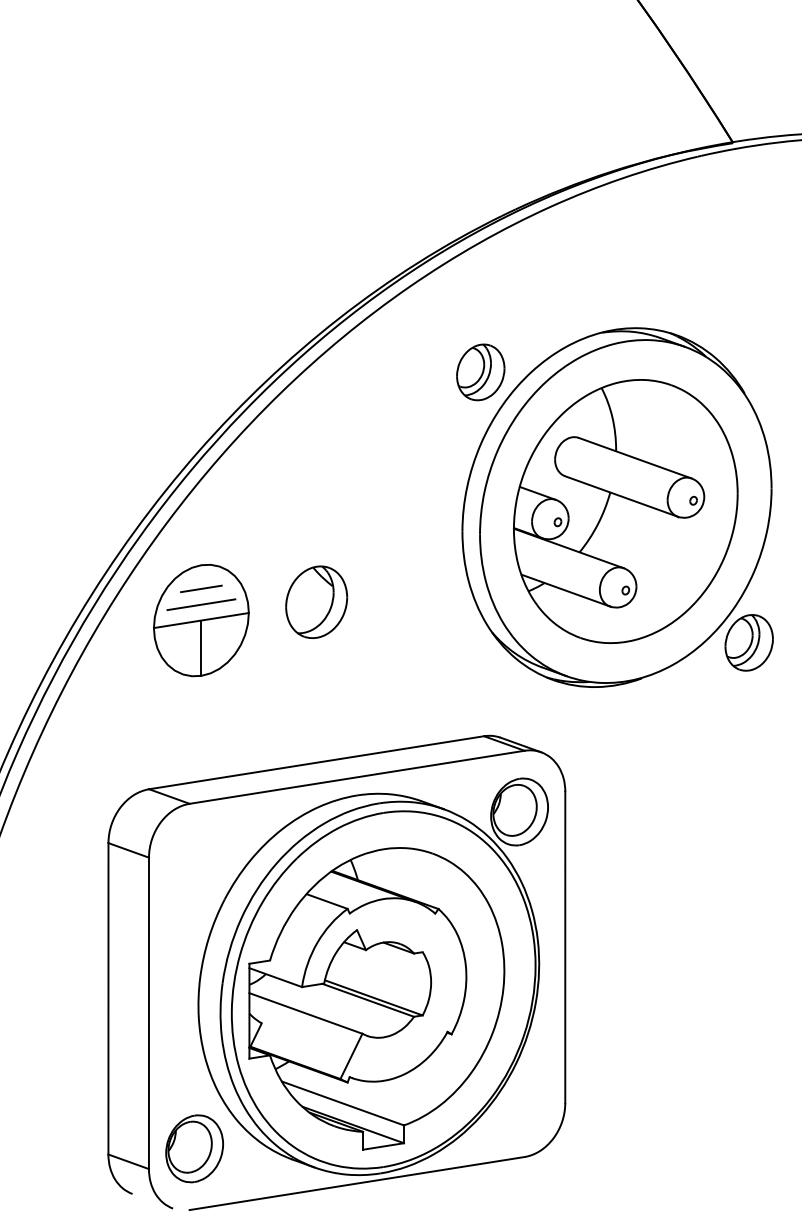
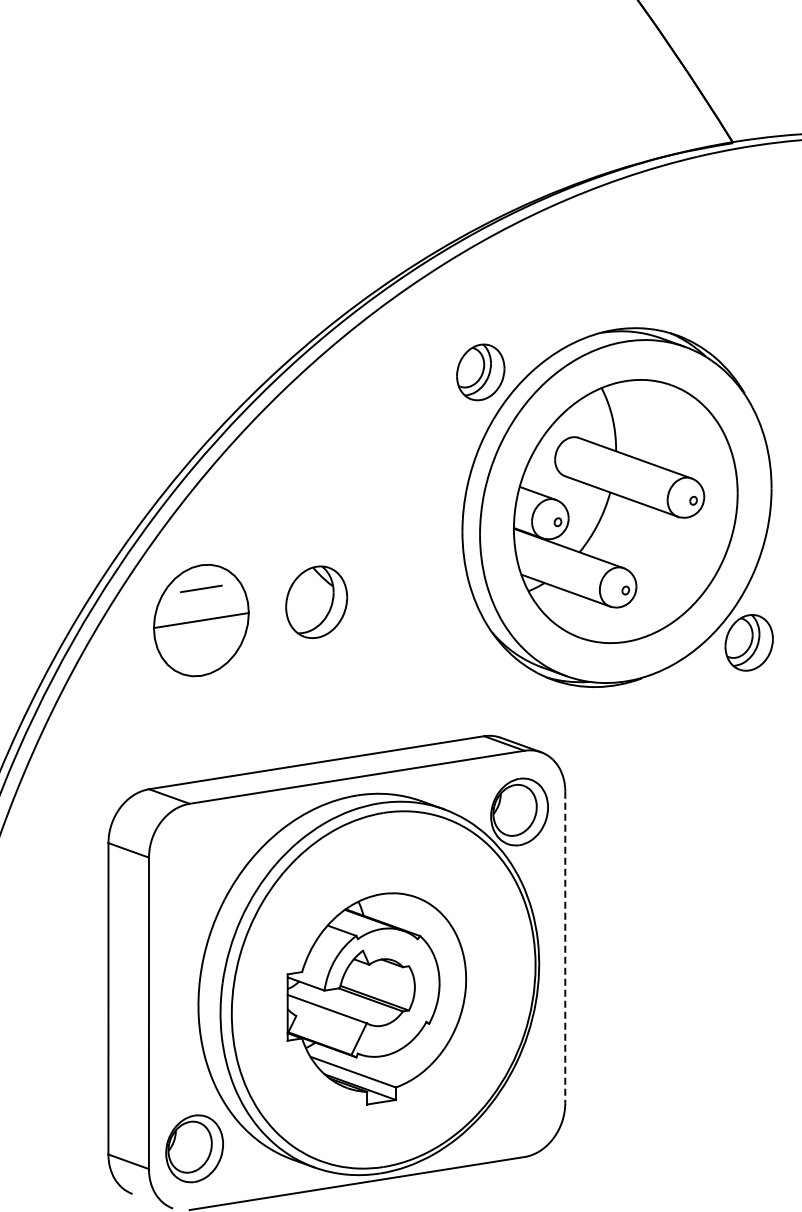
line: present -> none (201, 604)
line: present -> none (201, 647)
line: solid -> dashed (565, 947)
part size: 258x304 px -> 182x214 px (376, 998)
